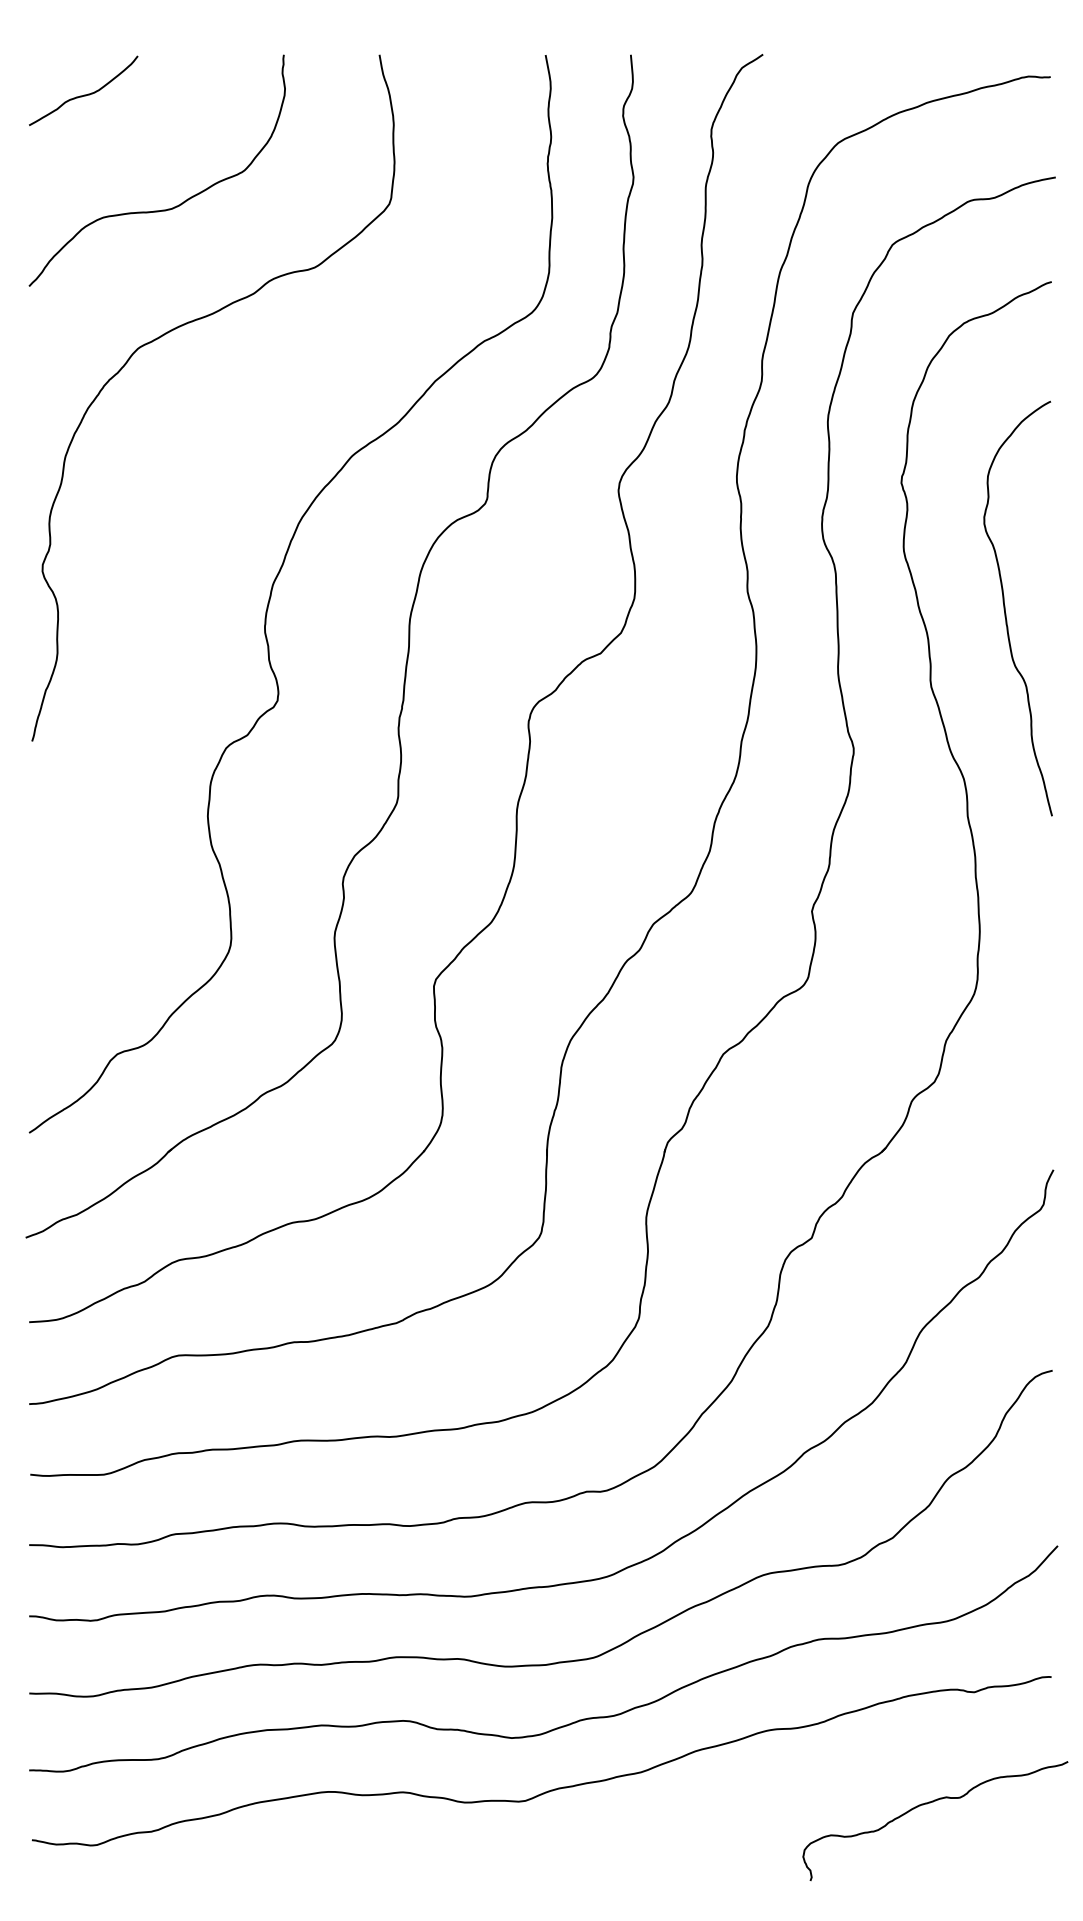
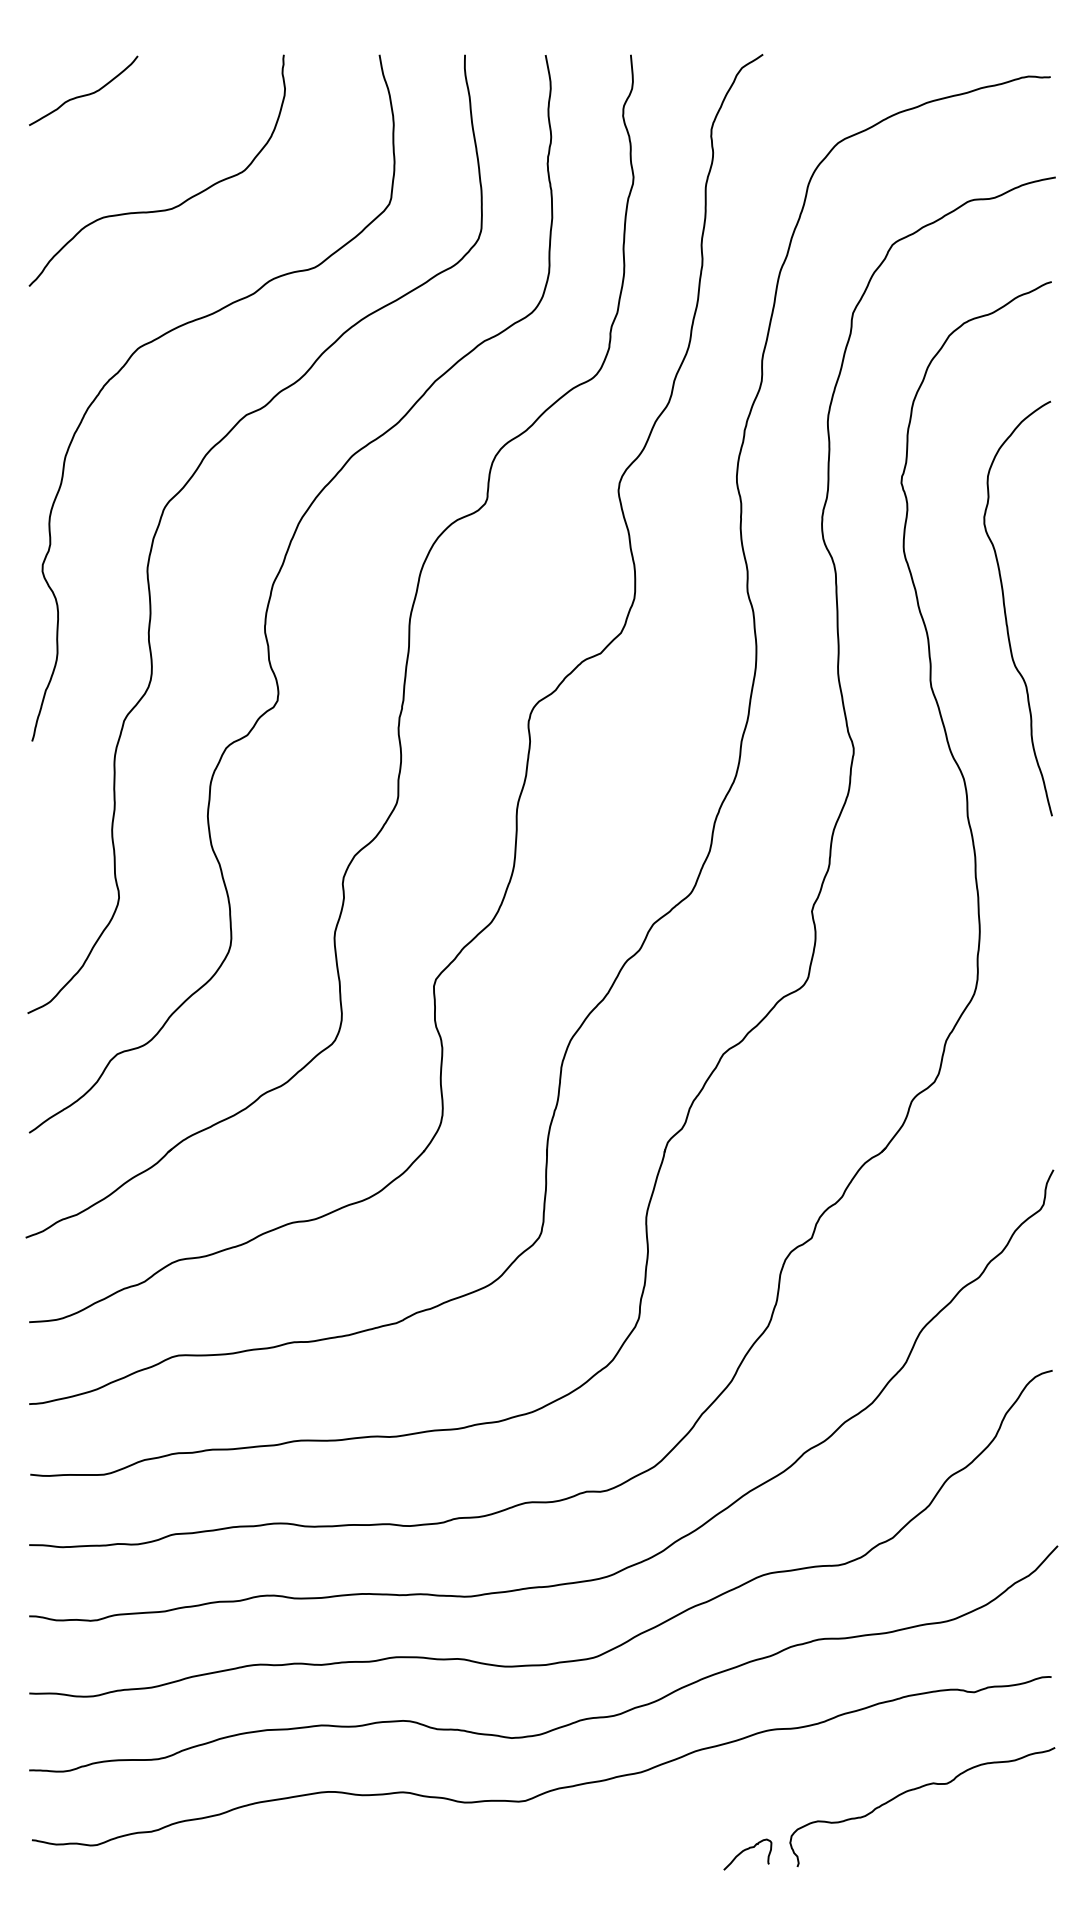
curve: none -> present (190, 480)
curve position: (930, 1803) -> (917, 1789) (917, 1789)
curve: none -> present (746, 1850)
